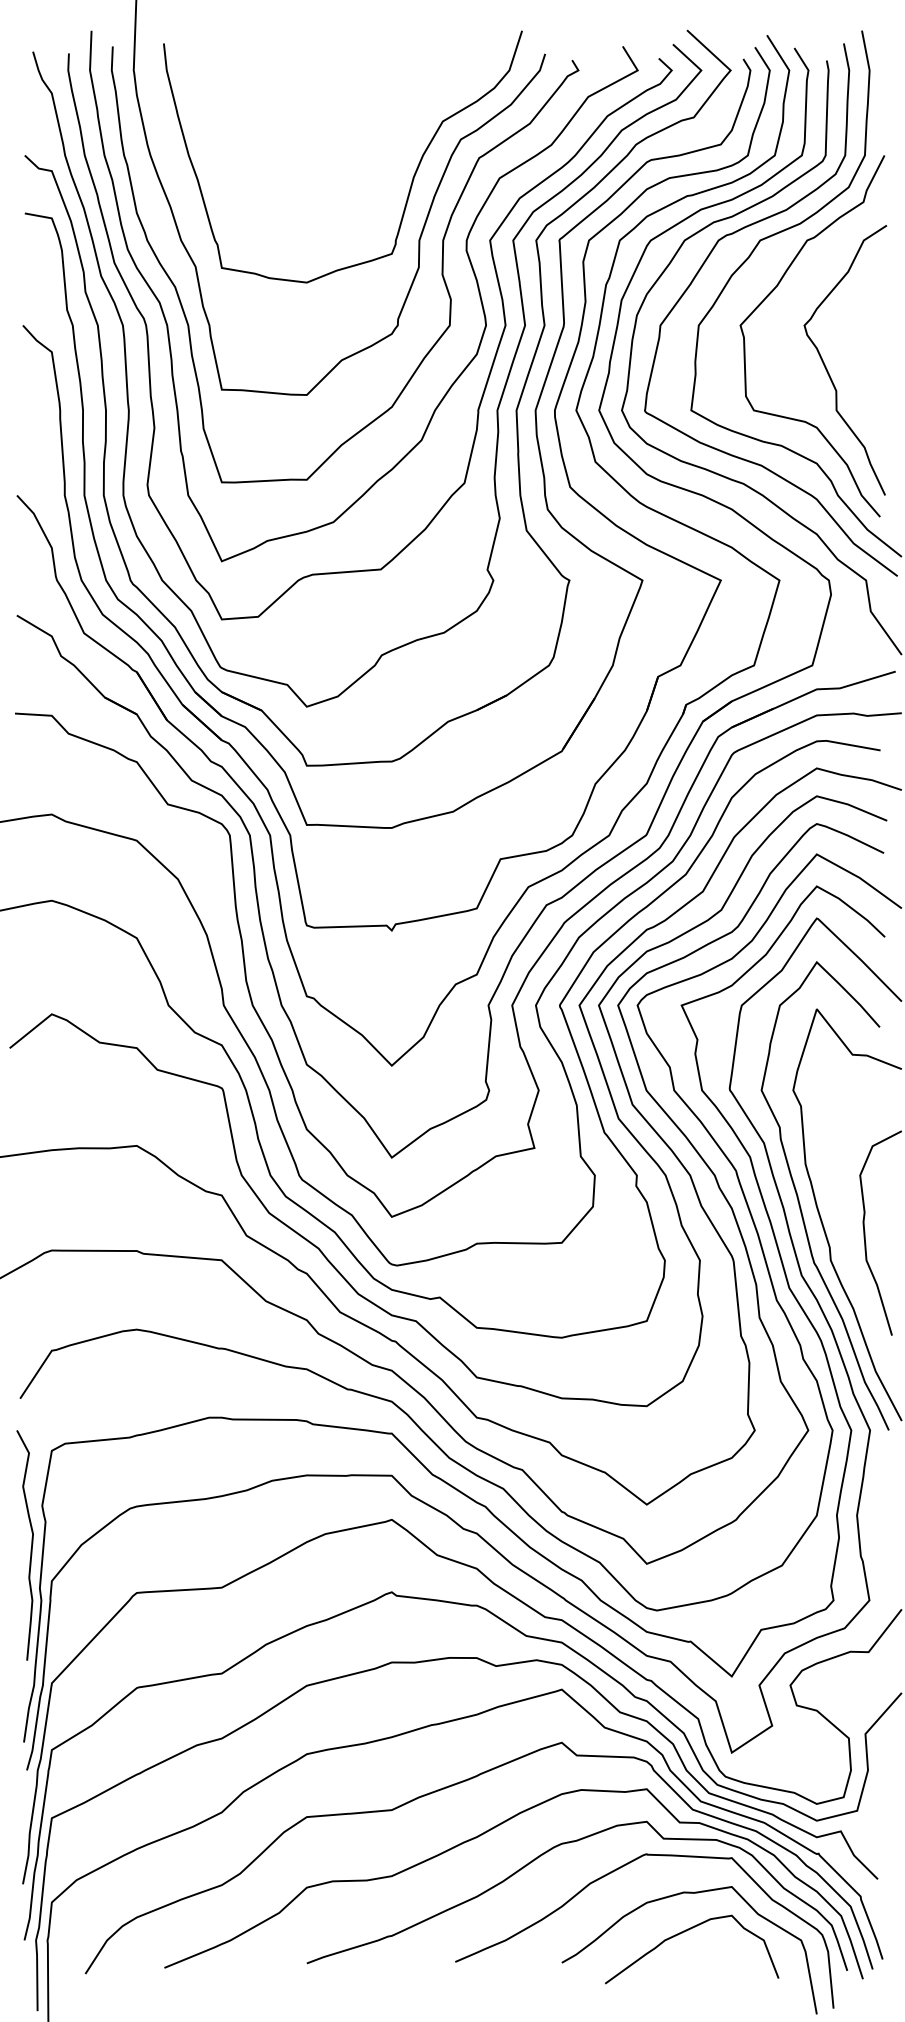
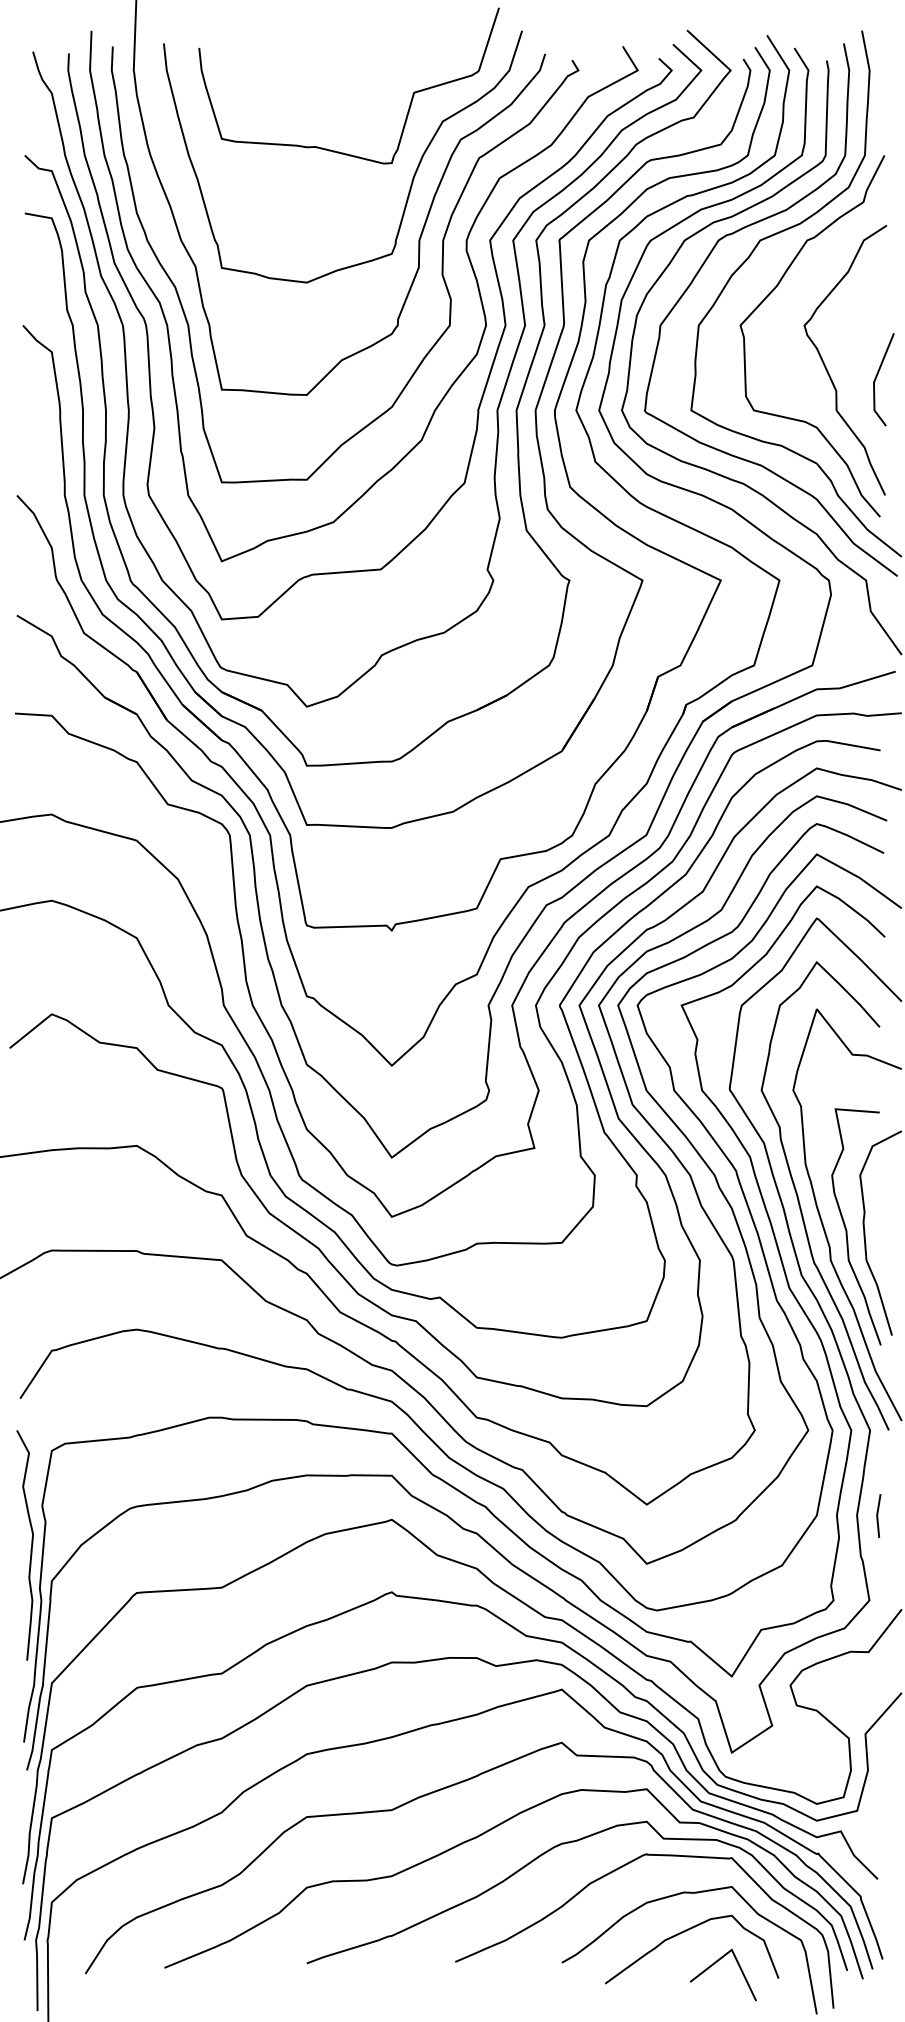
curve: none -> present (410, 100)
line: none -> present (877, 376)
curve: none -> present (847, 1230)
line: none -> present (878, 1515)
line: none -> present (713, 1965)
